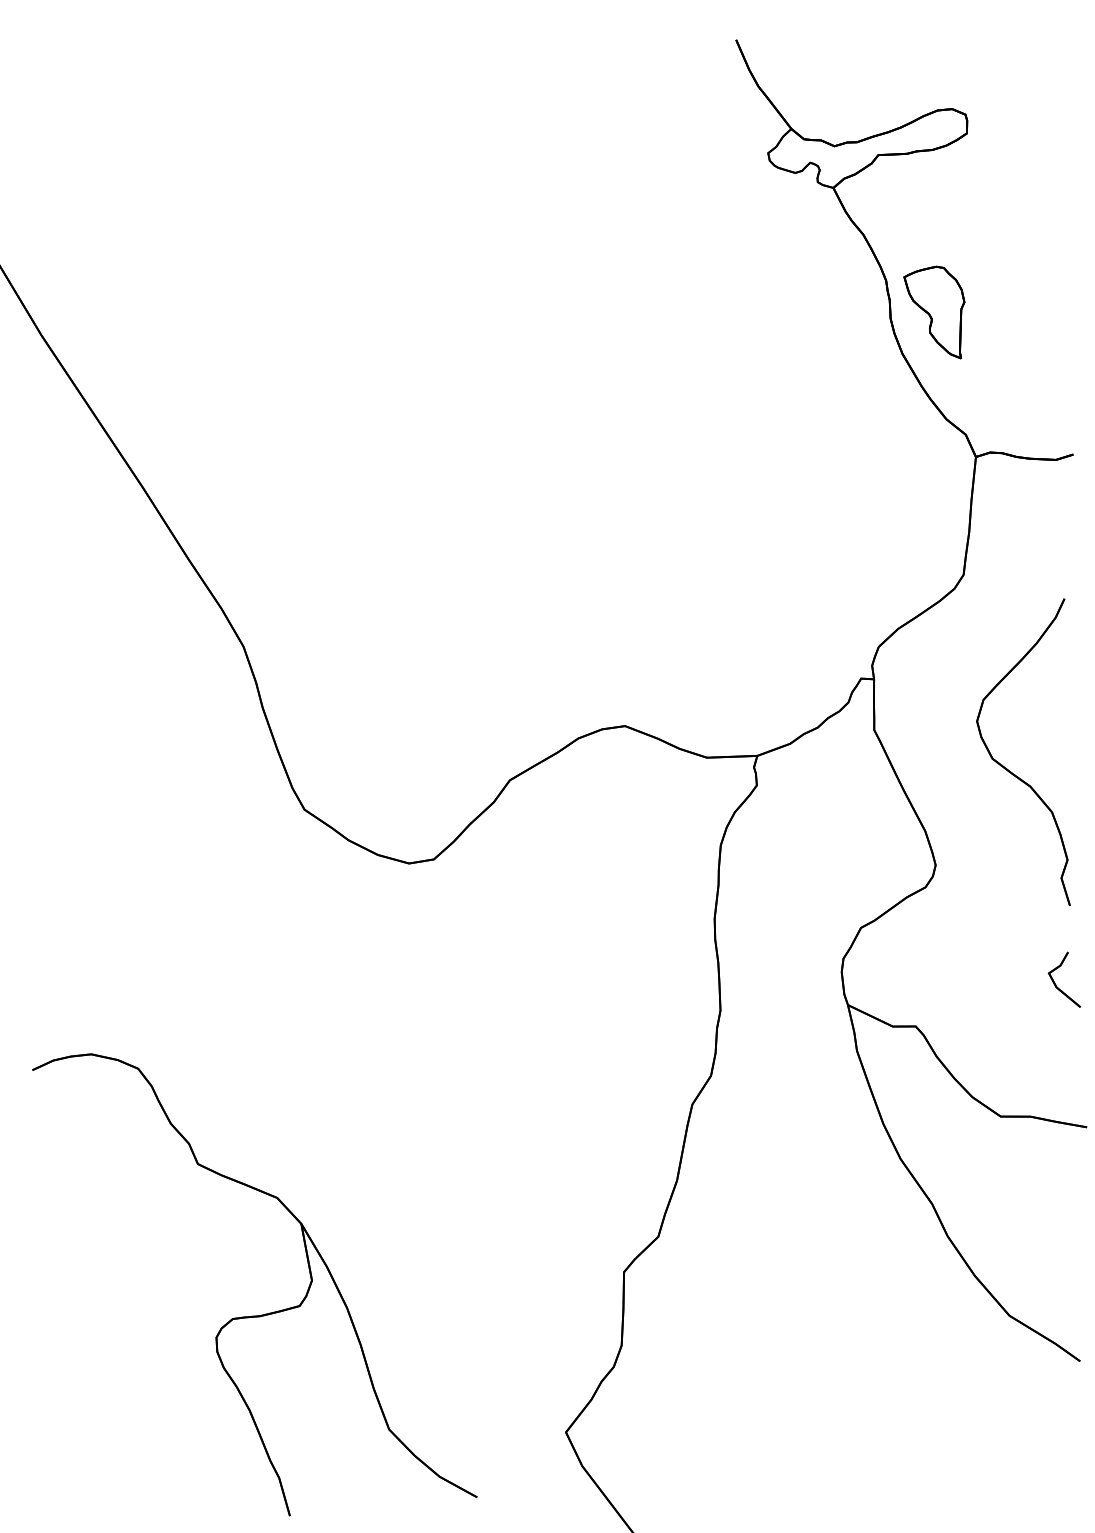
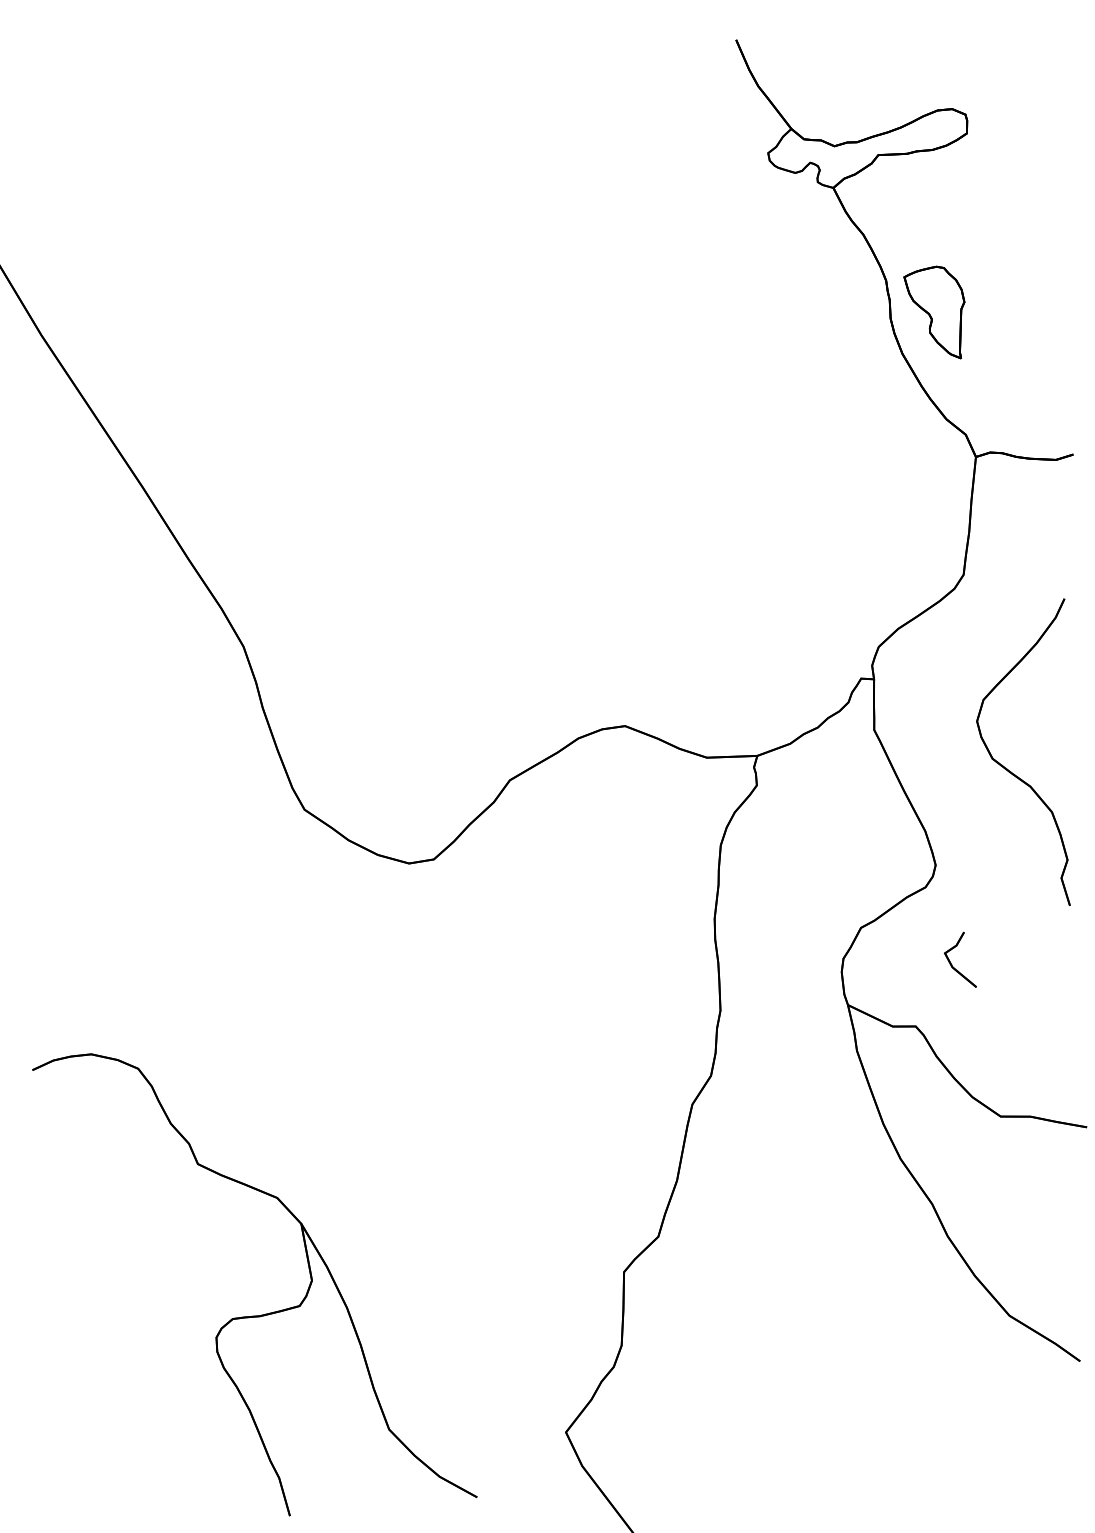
part position: (1056, 984) -> (952, 964) (952, 964)
